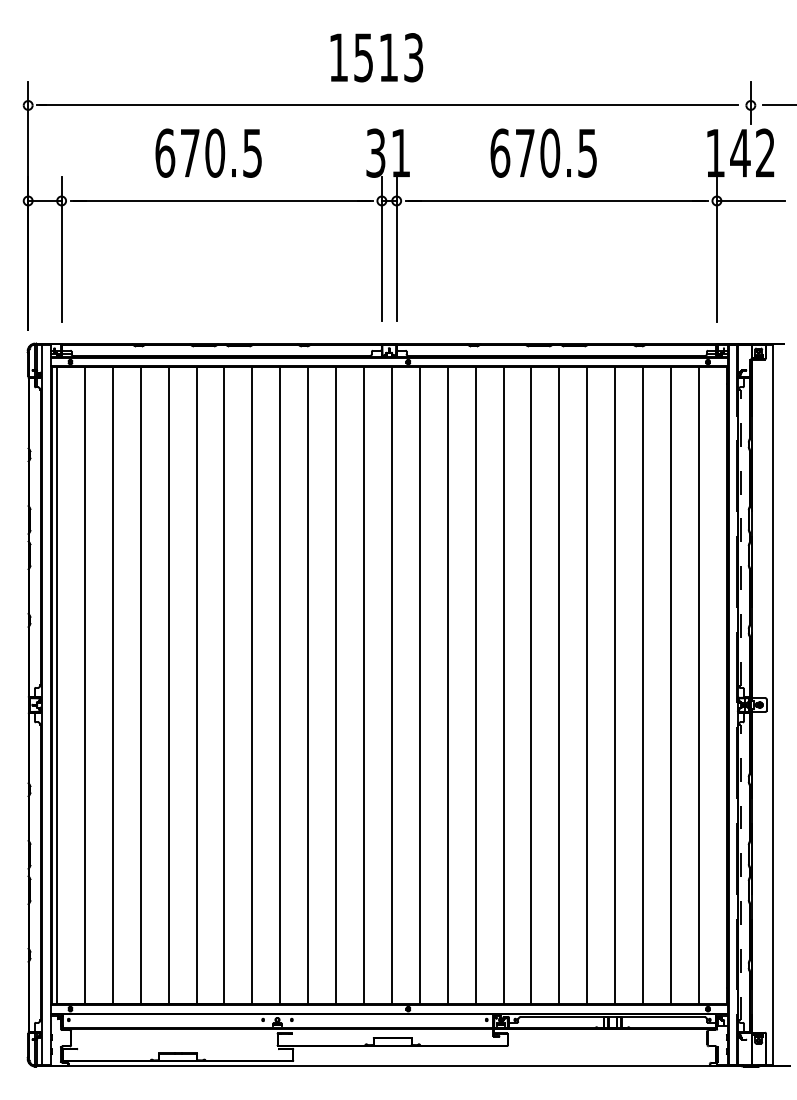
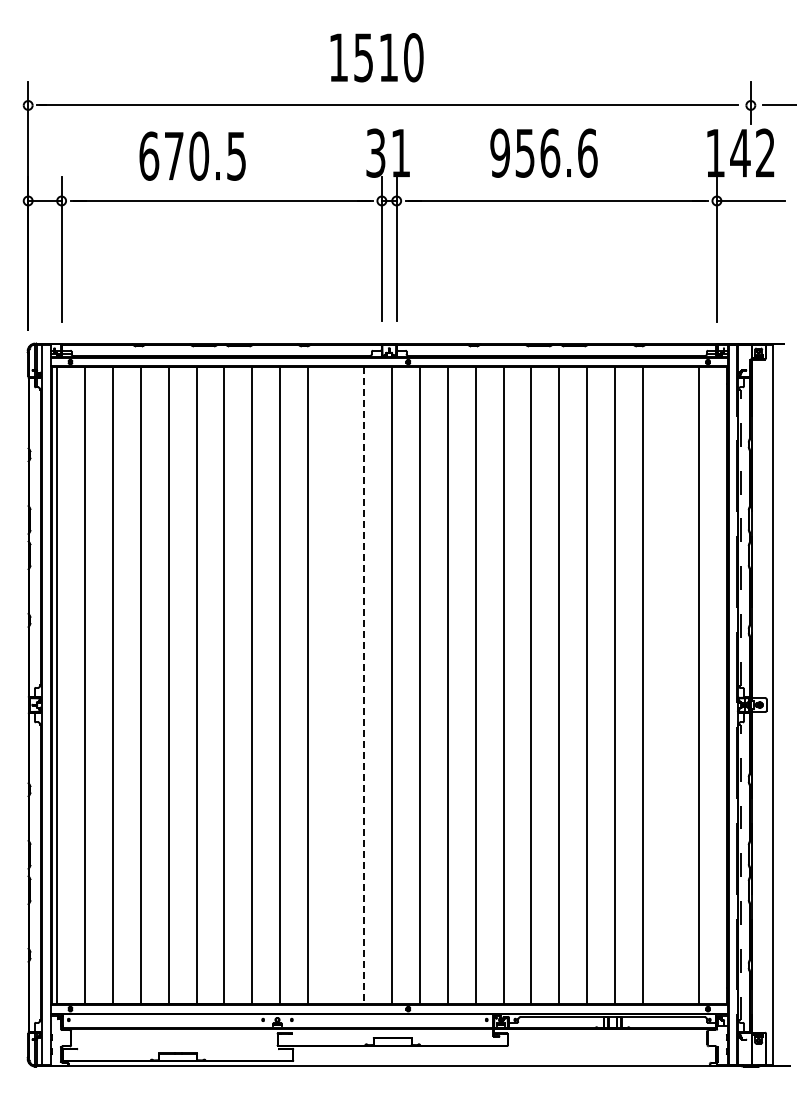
text: 1513 -> 1510 (413, 57)
text position: (208, 152) -> (192, 155) (192, 155)
text: 670.5 -> 956.6 (543, 152)
line: present -> none (336, 685)
line: solid -> dashed (364, 685)
line: present -> none (670, 685)
